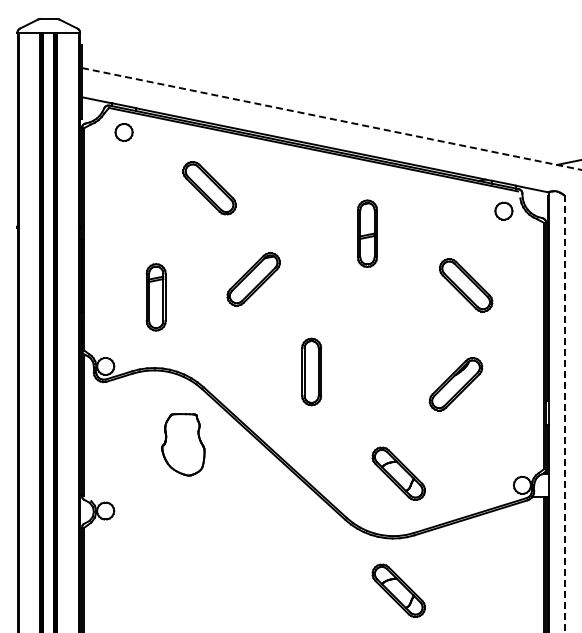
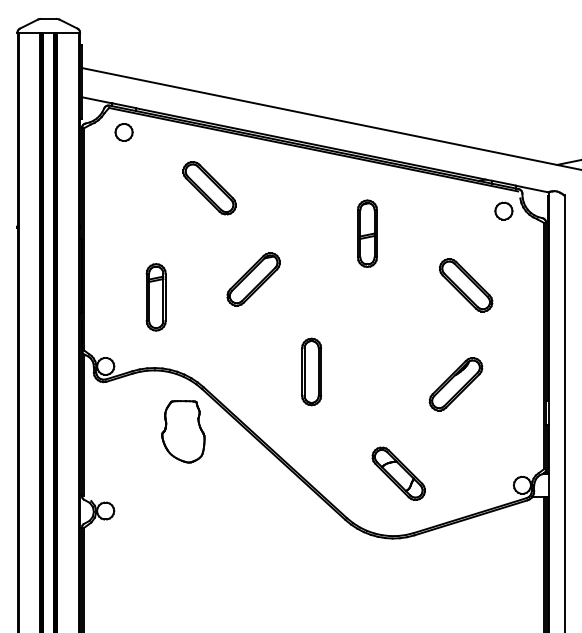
line: dashed -> solid (331, 119)
line: dashed -> solid (564, 414)
part position: (183, 444) -> (183, 431) (183, 431)
part: present -> none (398, 590)
